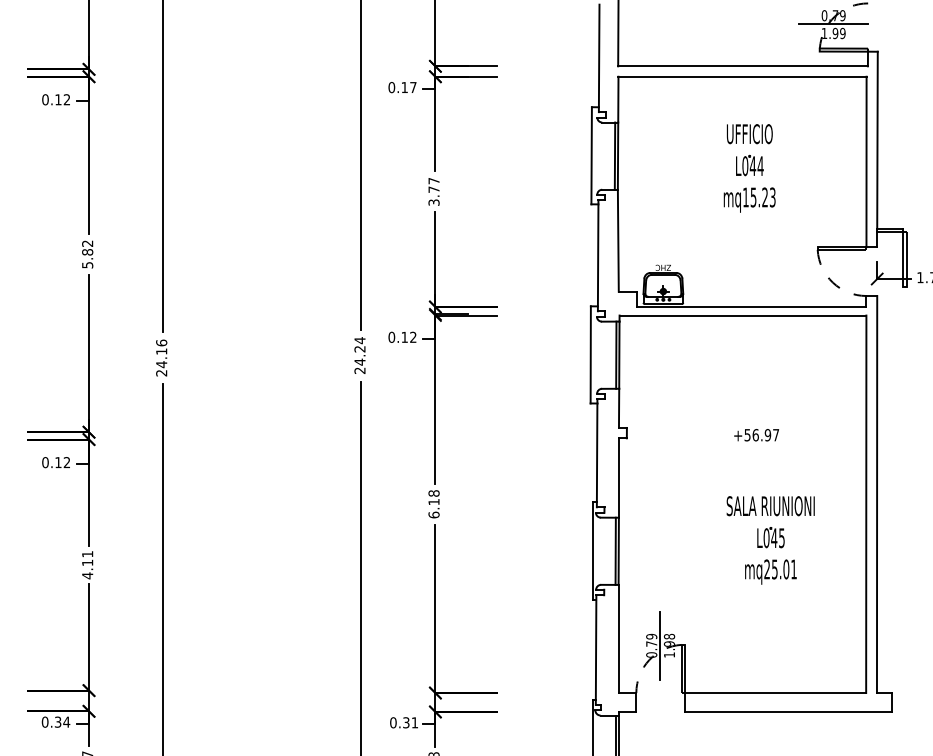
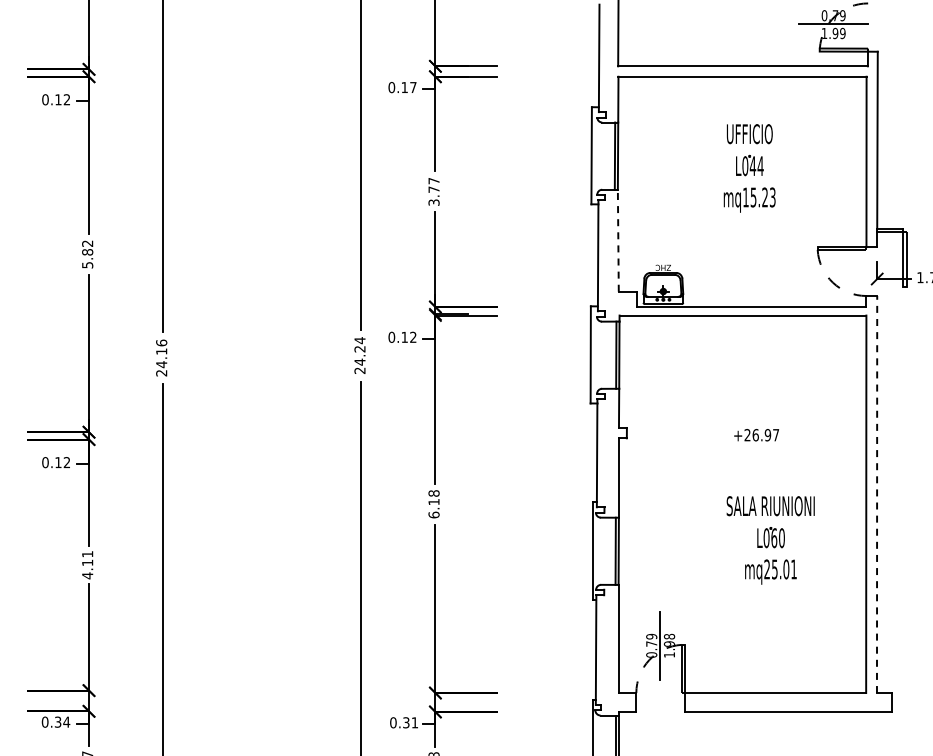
line: solid -> dashed (618, 240)
text: +56.97 -> +26.97 (747, 435)
line: solid -> dashed (877, 494)
text: L045 -> L060 (777, 538)
